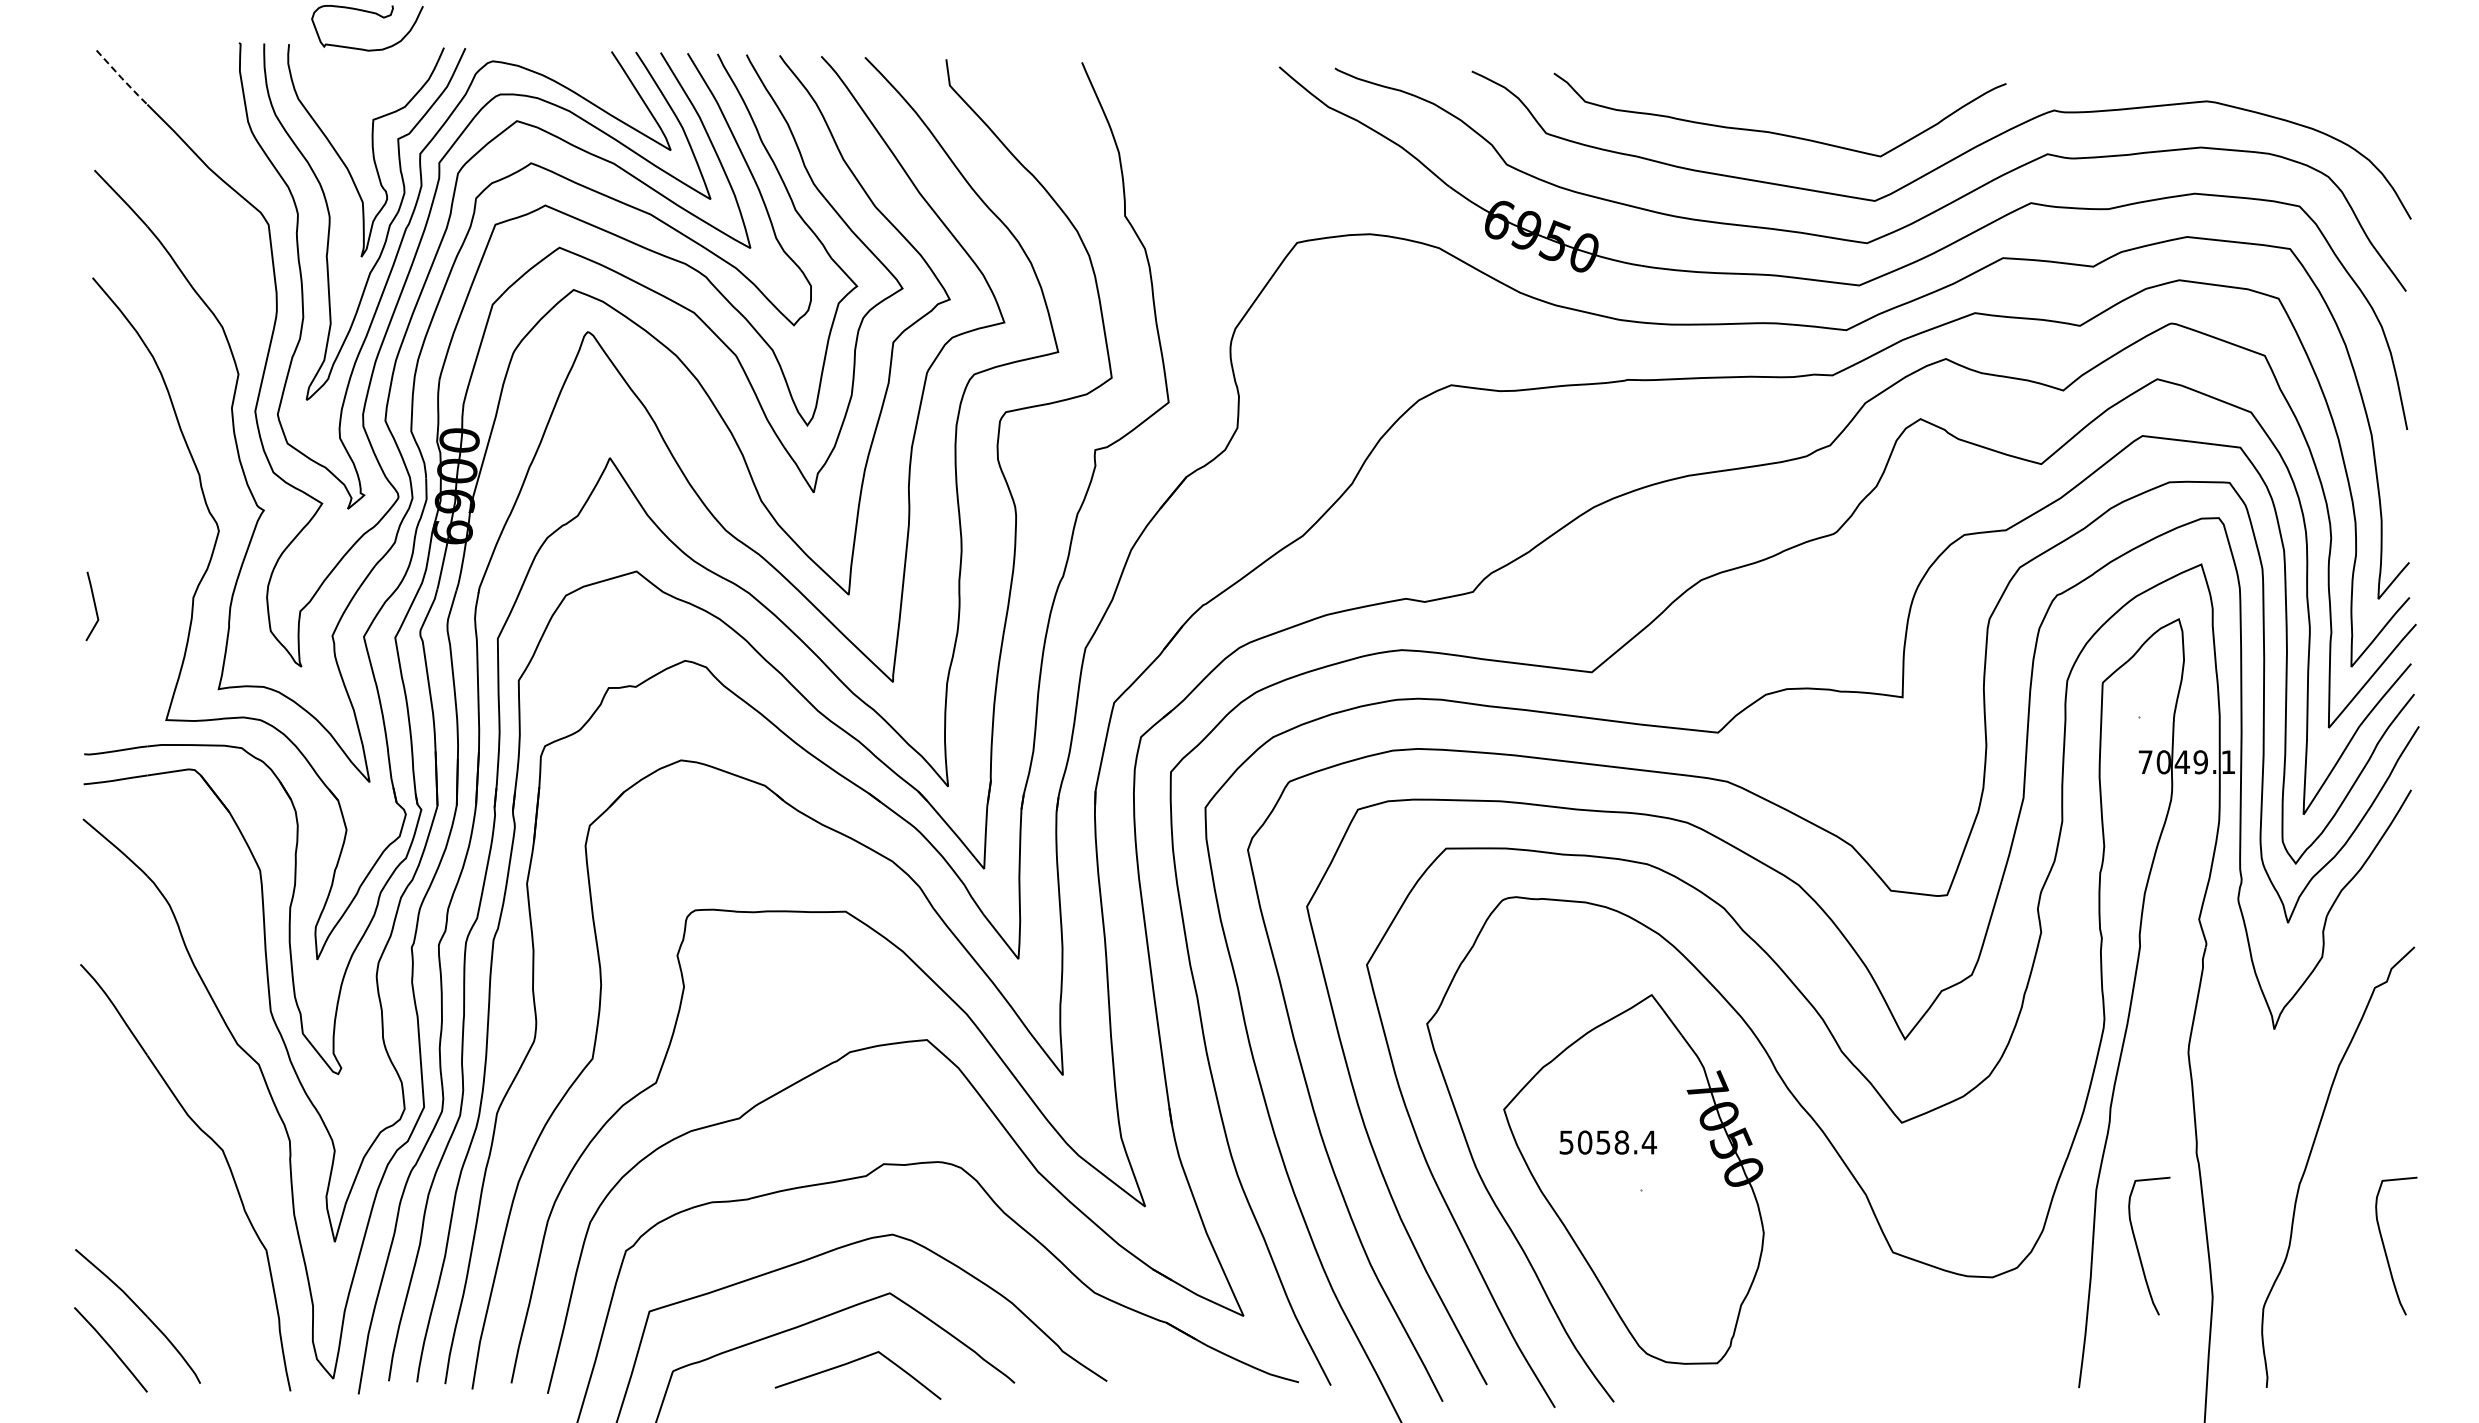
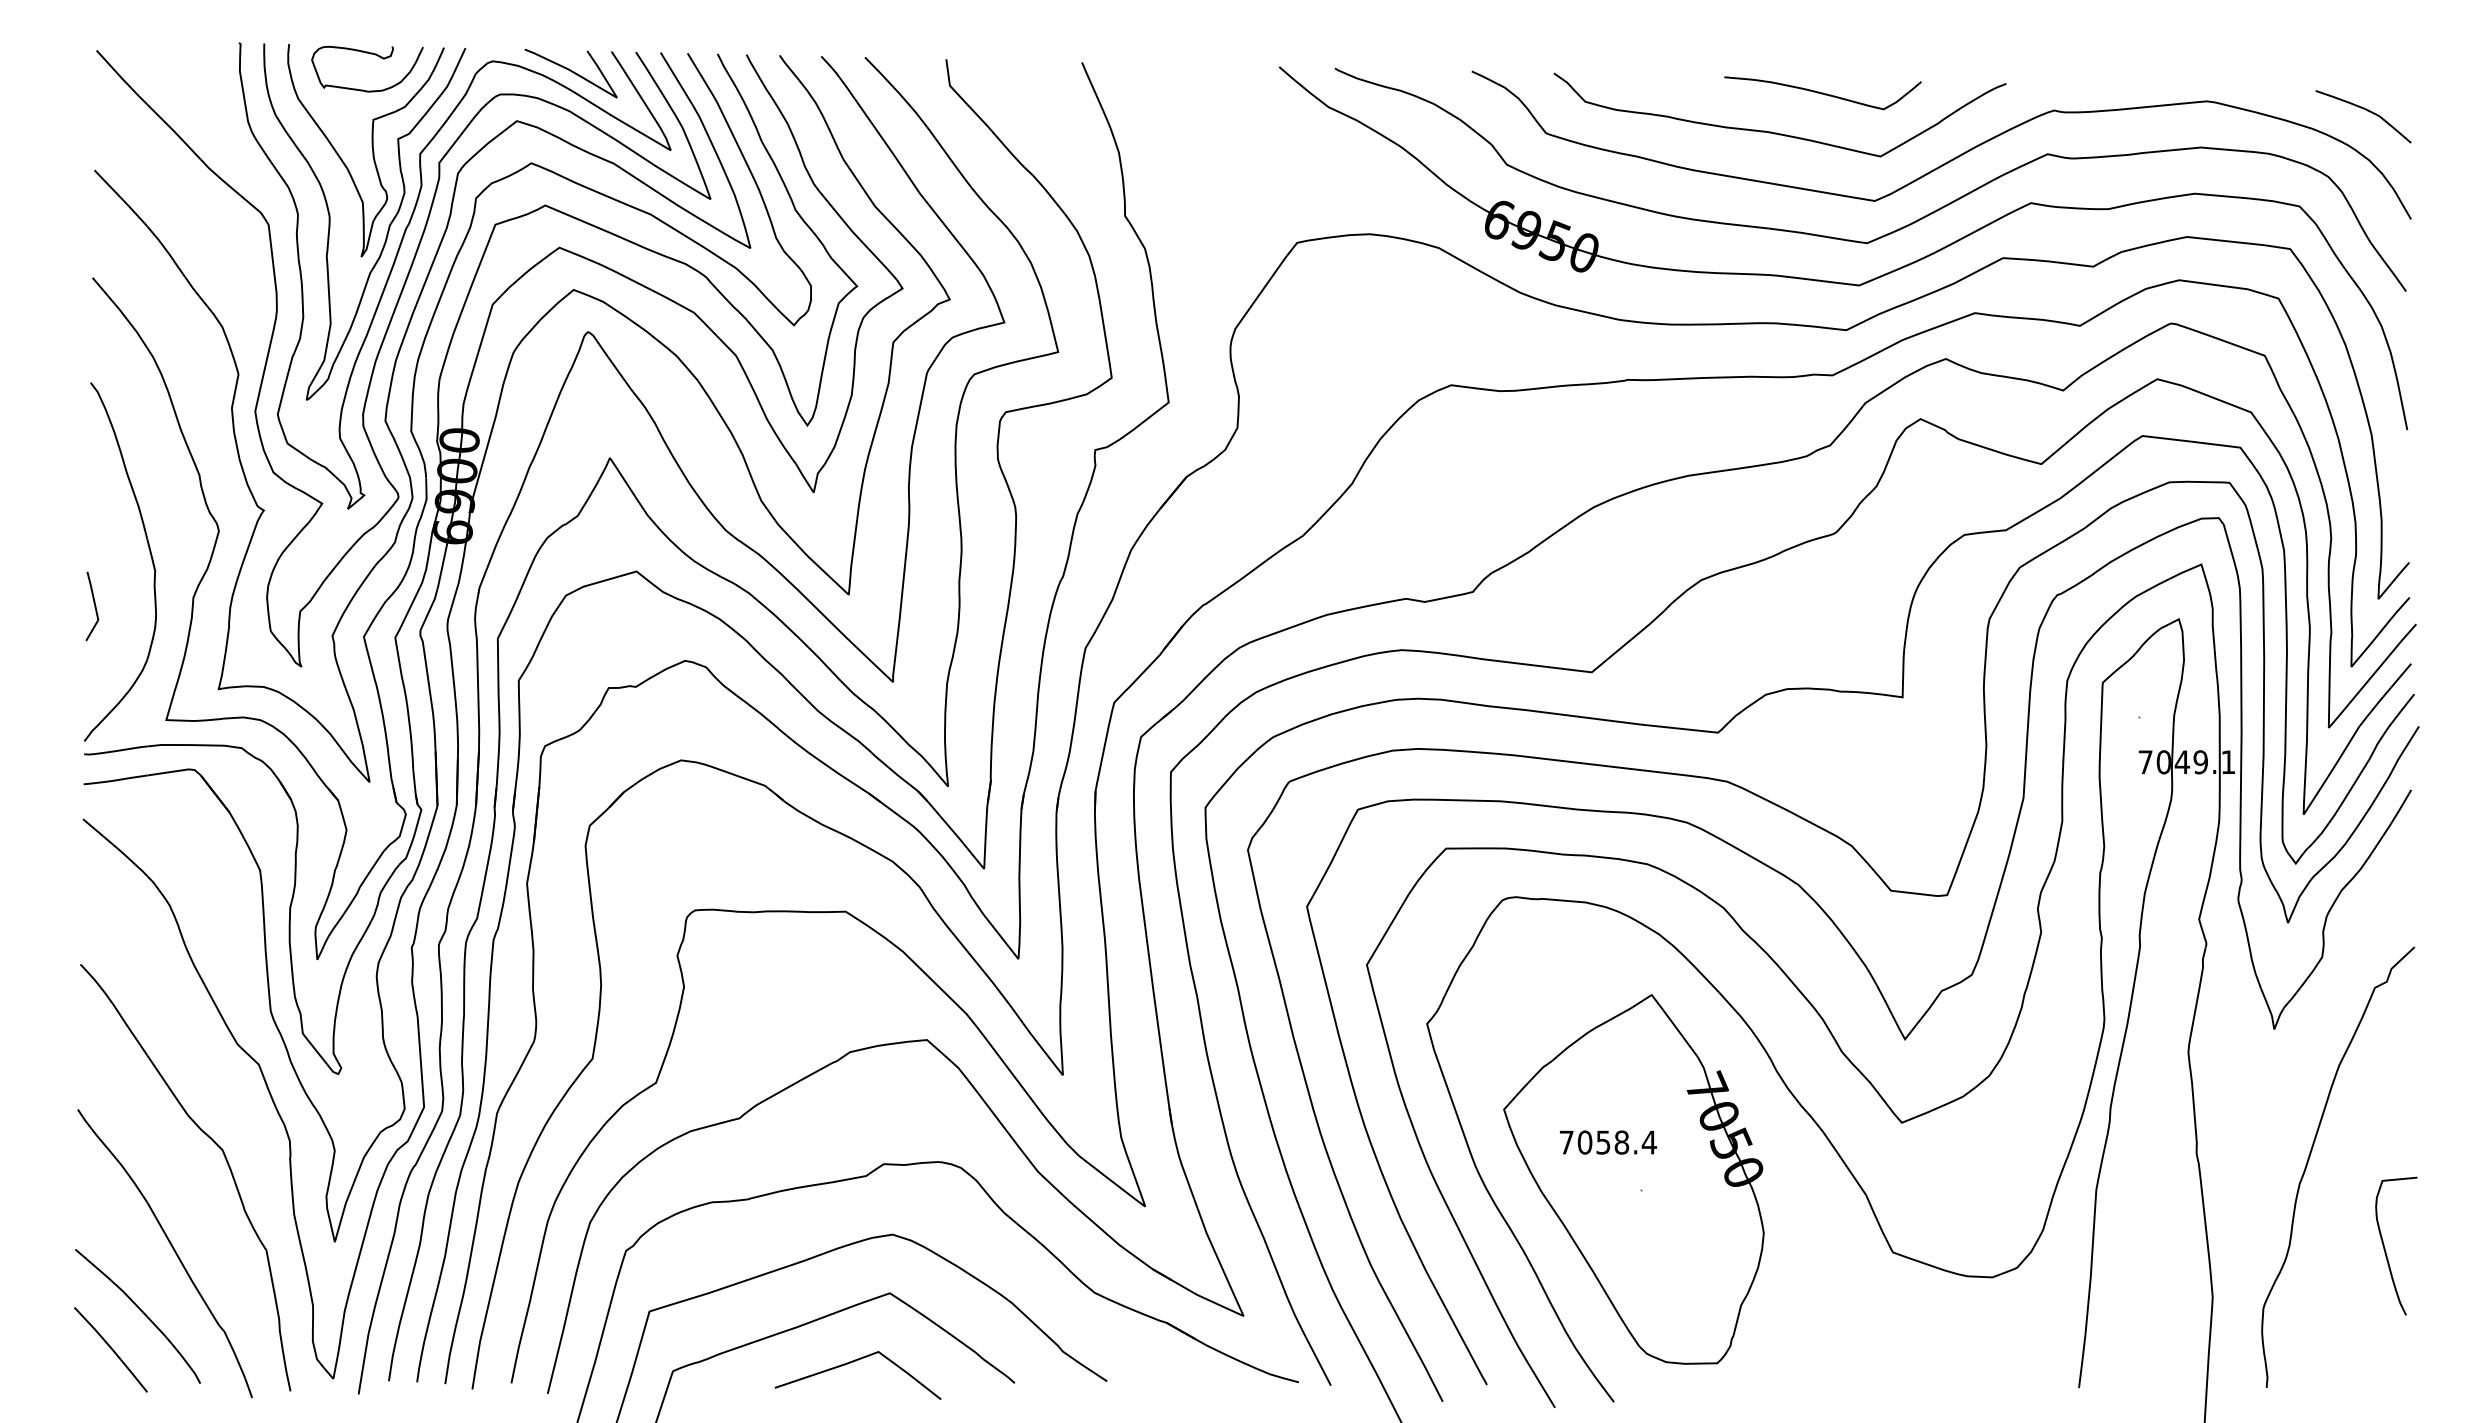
curve position: (370, 13) -> (370, 54) (370, 54)
curve: none -> present (571, 72)
line: dashed -> solid (121, 78)
curve: none -> present (1822, 93)
curve: none -> present (2365, 110)
part: none -> present (149, 552)
text: 5058.4 -> 7058.4 (1566, 1142)
part: none -> present (171, 1247)
curve: present -> none (2138, 1248)
